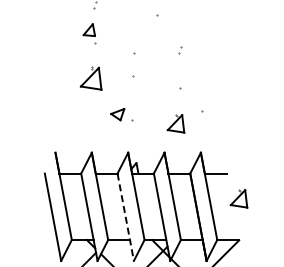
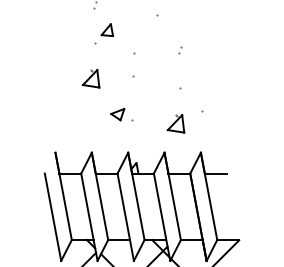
part position: (88, 29) -> (106, 29) (106, 29)
part size: 24x25 px -> 20x20 px (90, 78)
part: present -> none (238, 198)
line: dashed -> solid (125, 217)
